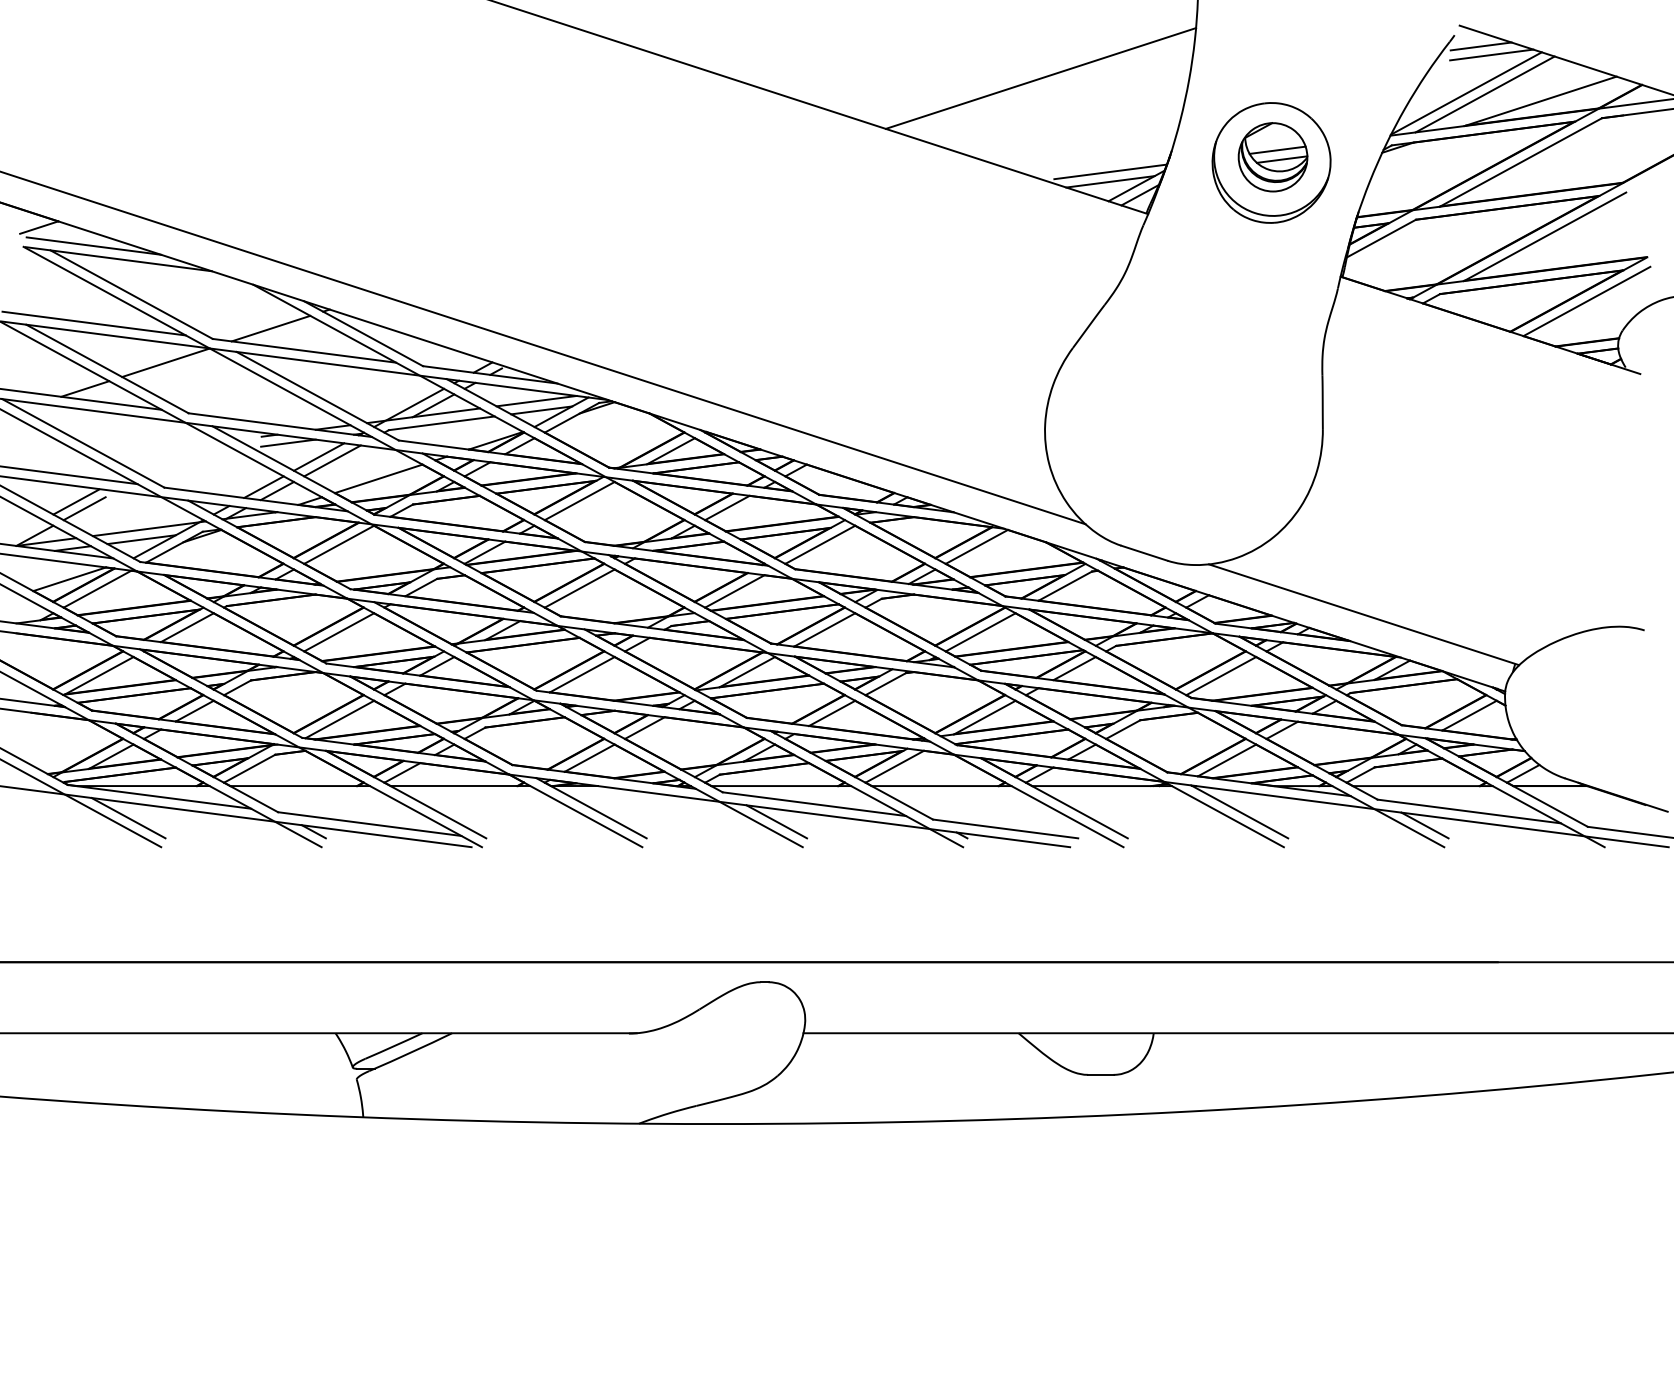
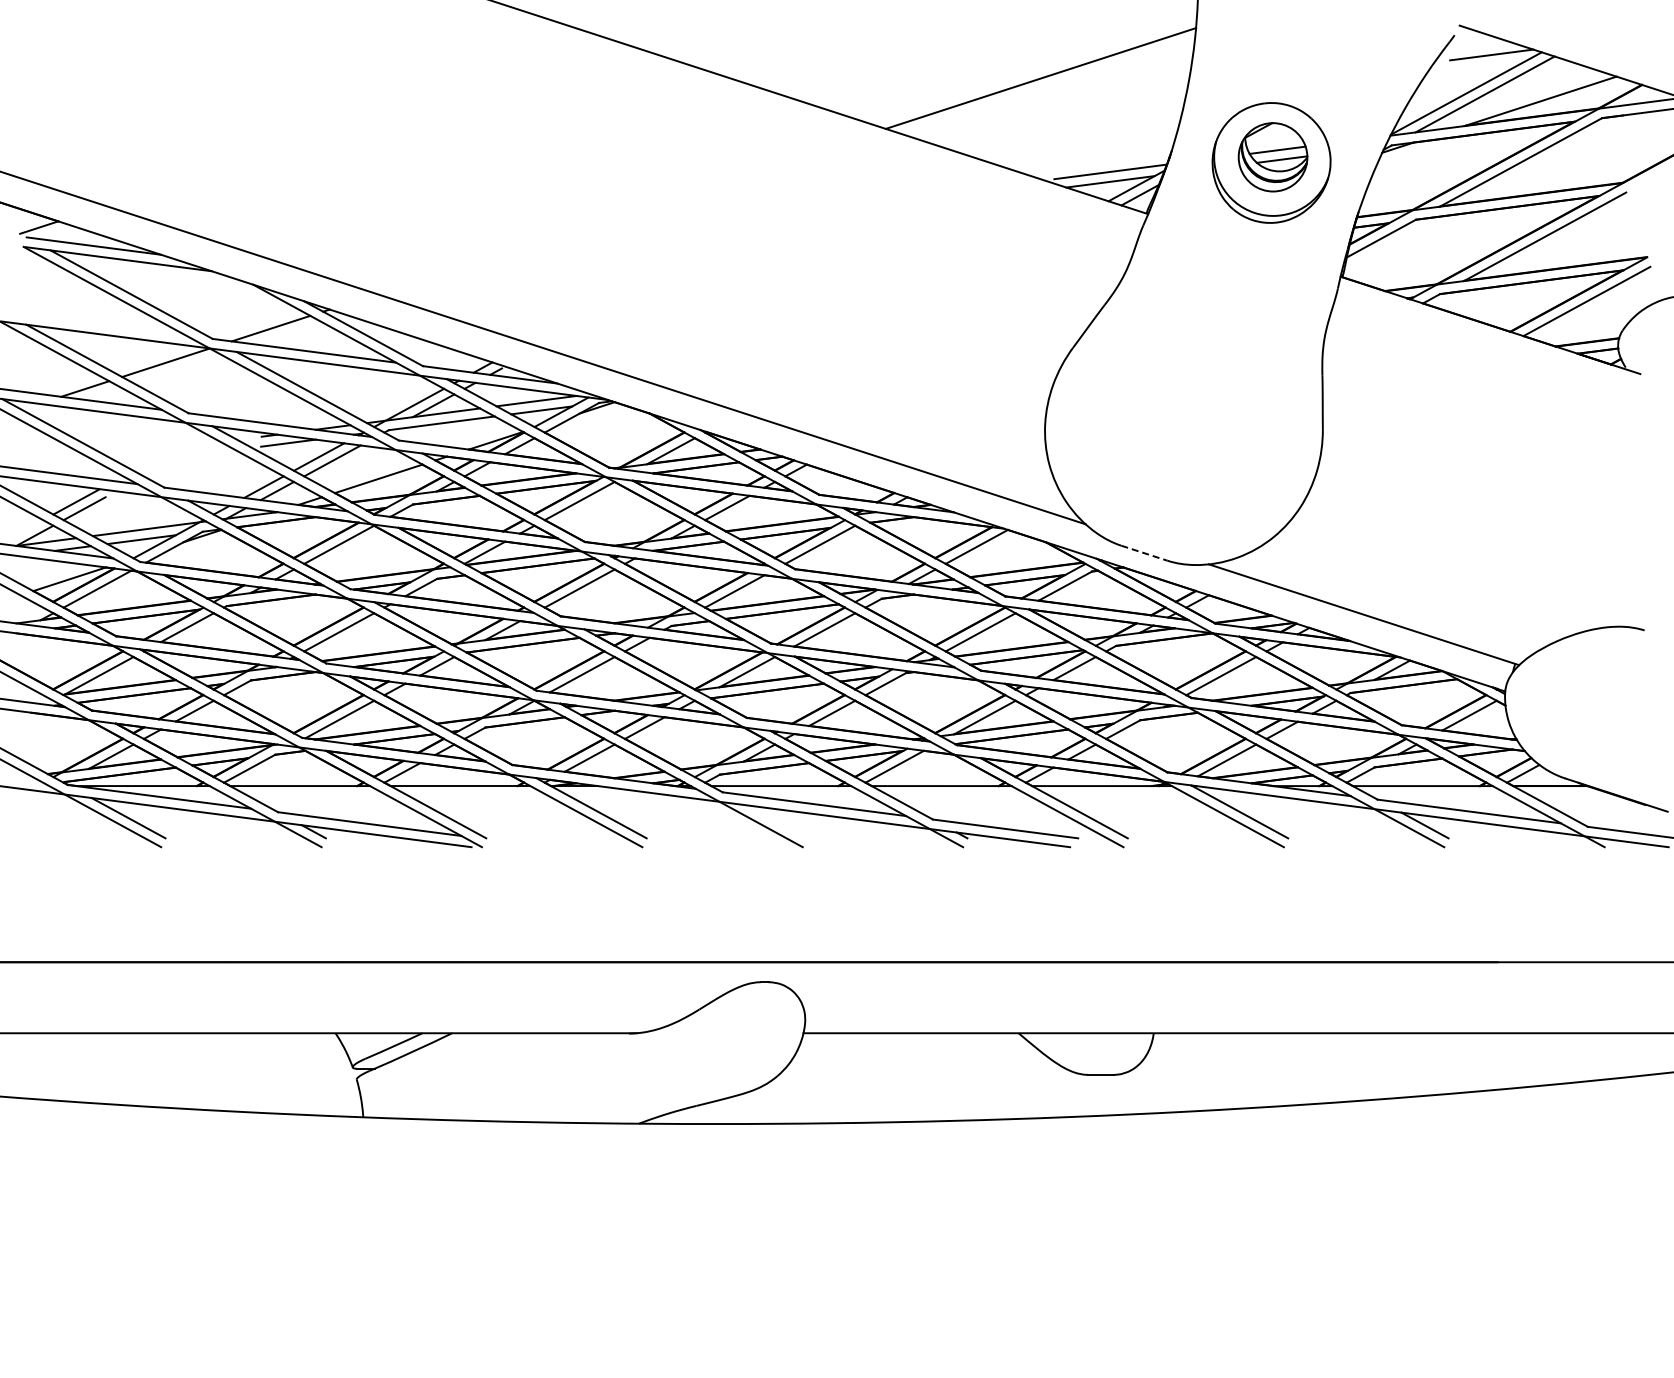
line: present -> none (1480, 46)
line: present -> none (93, 323)
line: solid -> dashed (1144, 553)
line: present -> none (776, 821)
